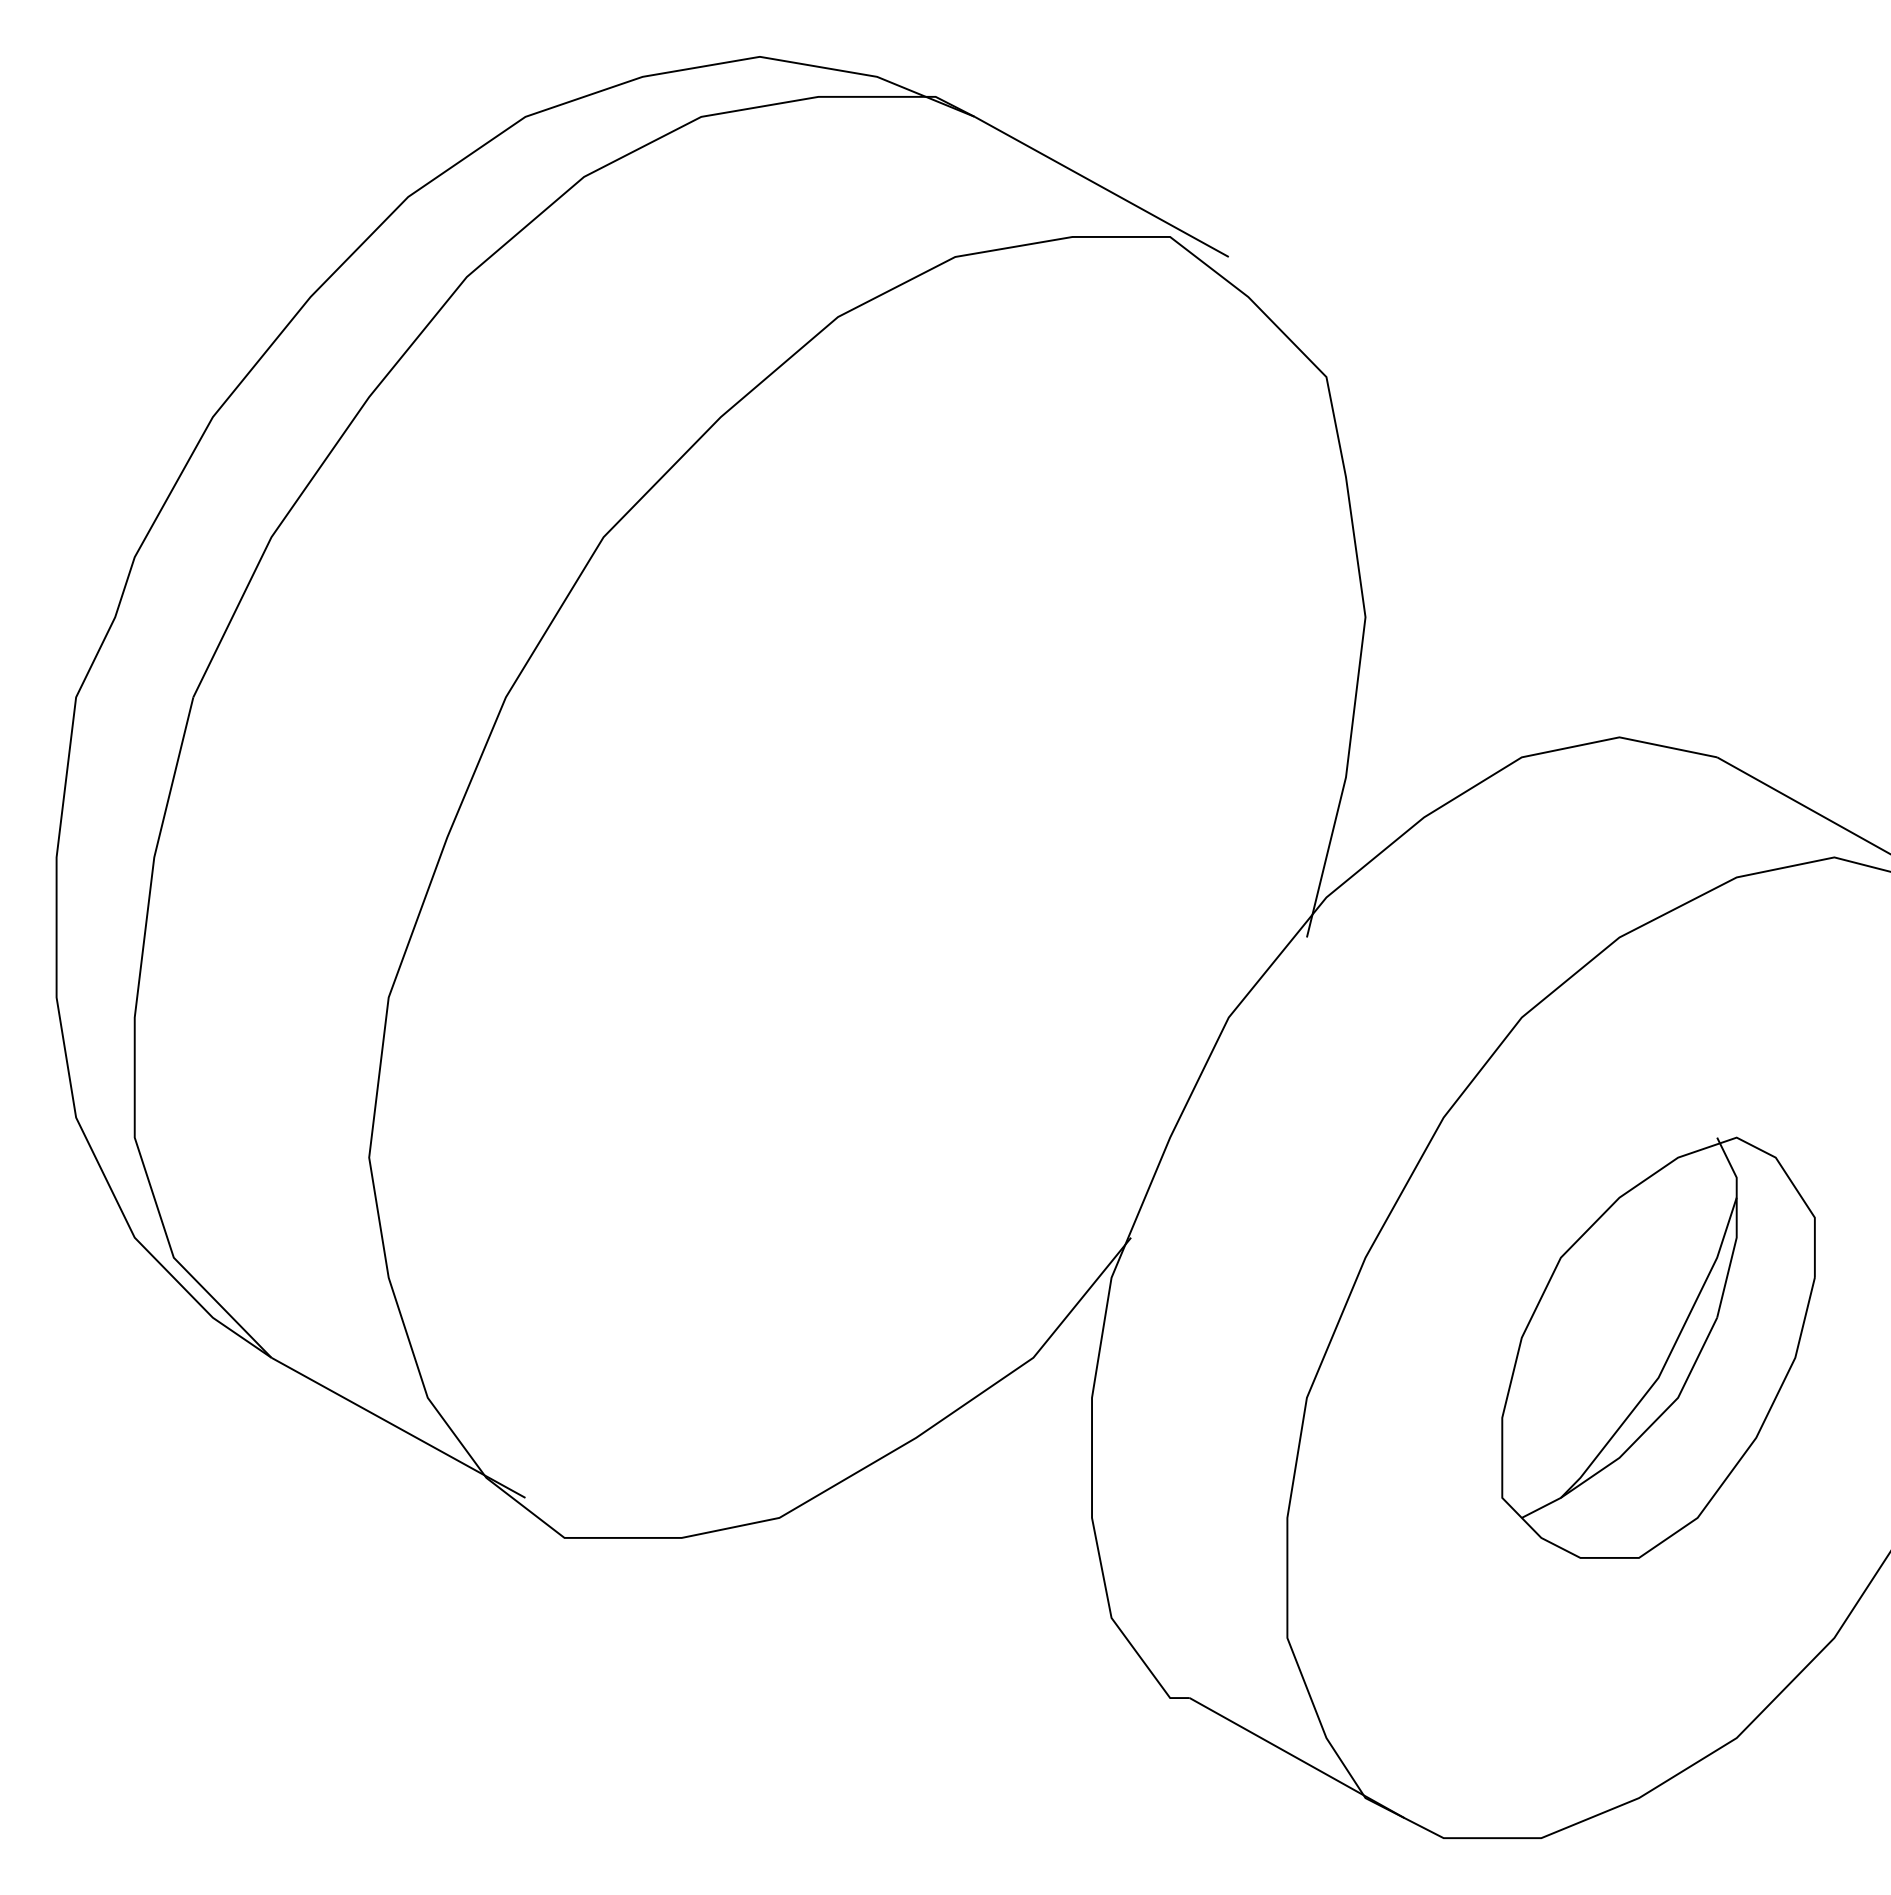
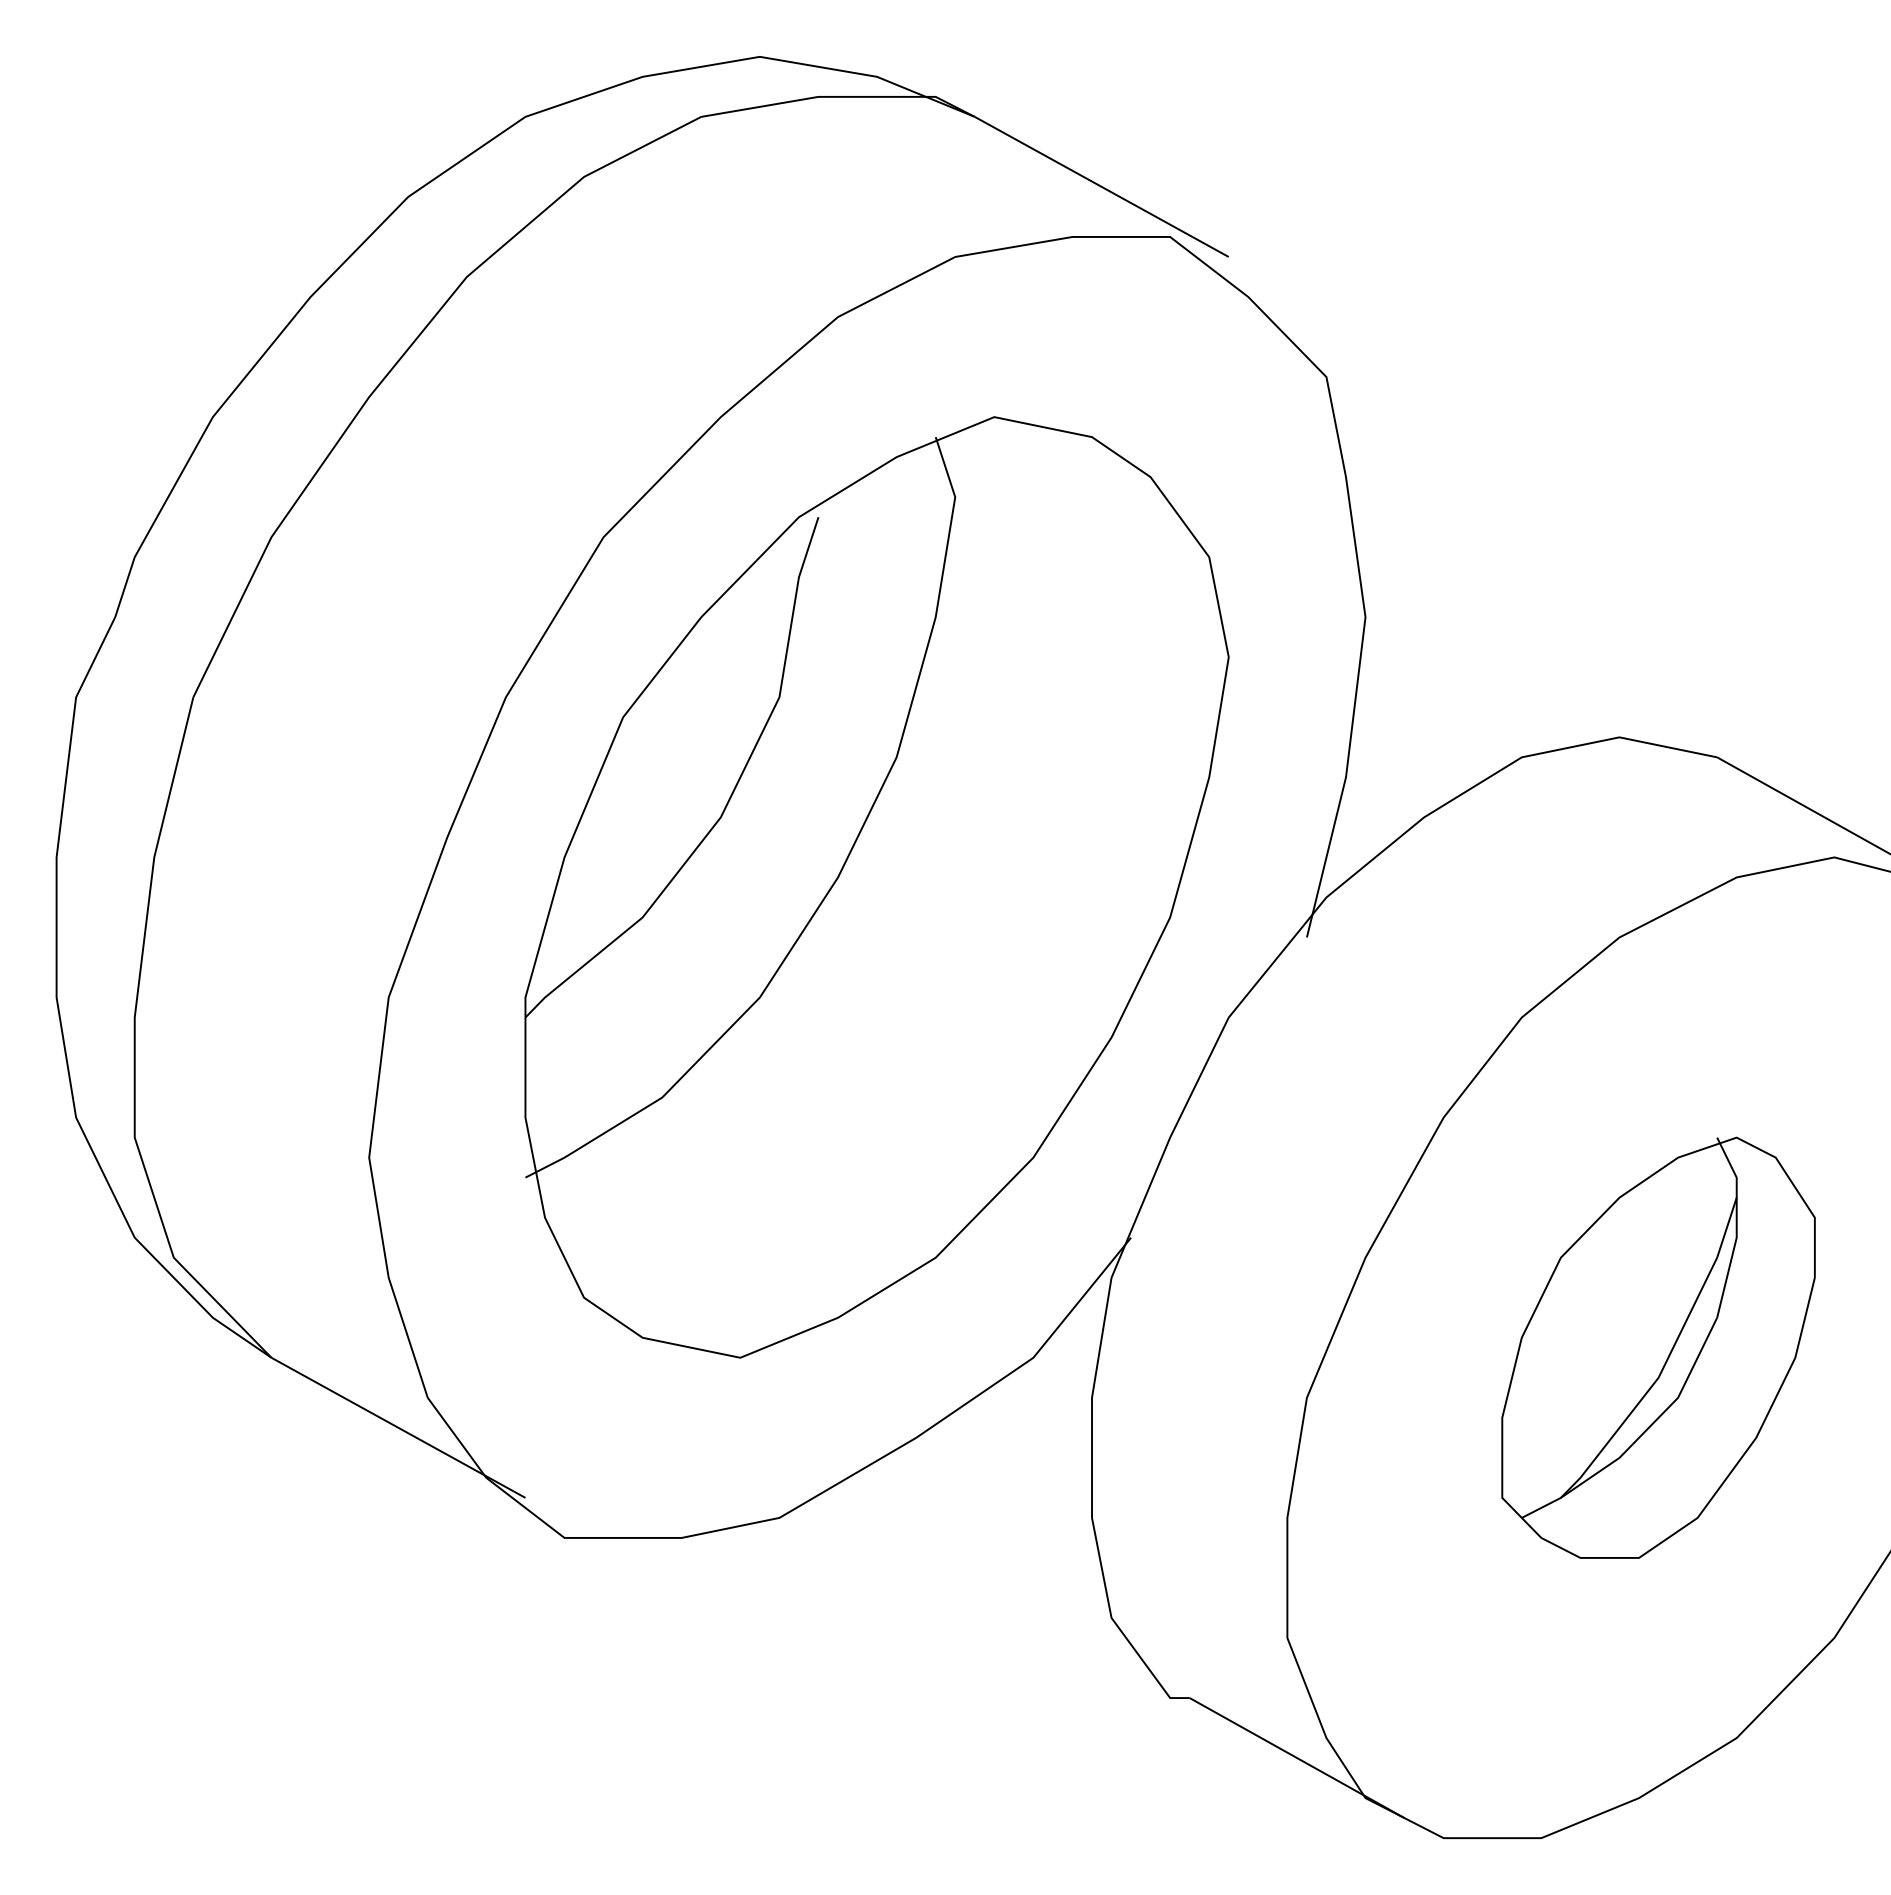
part: none -> present (876, 887)
